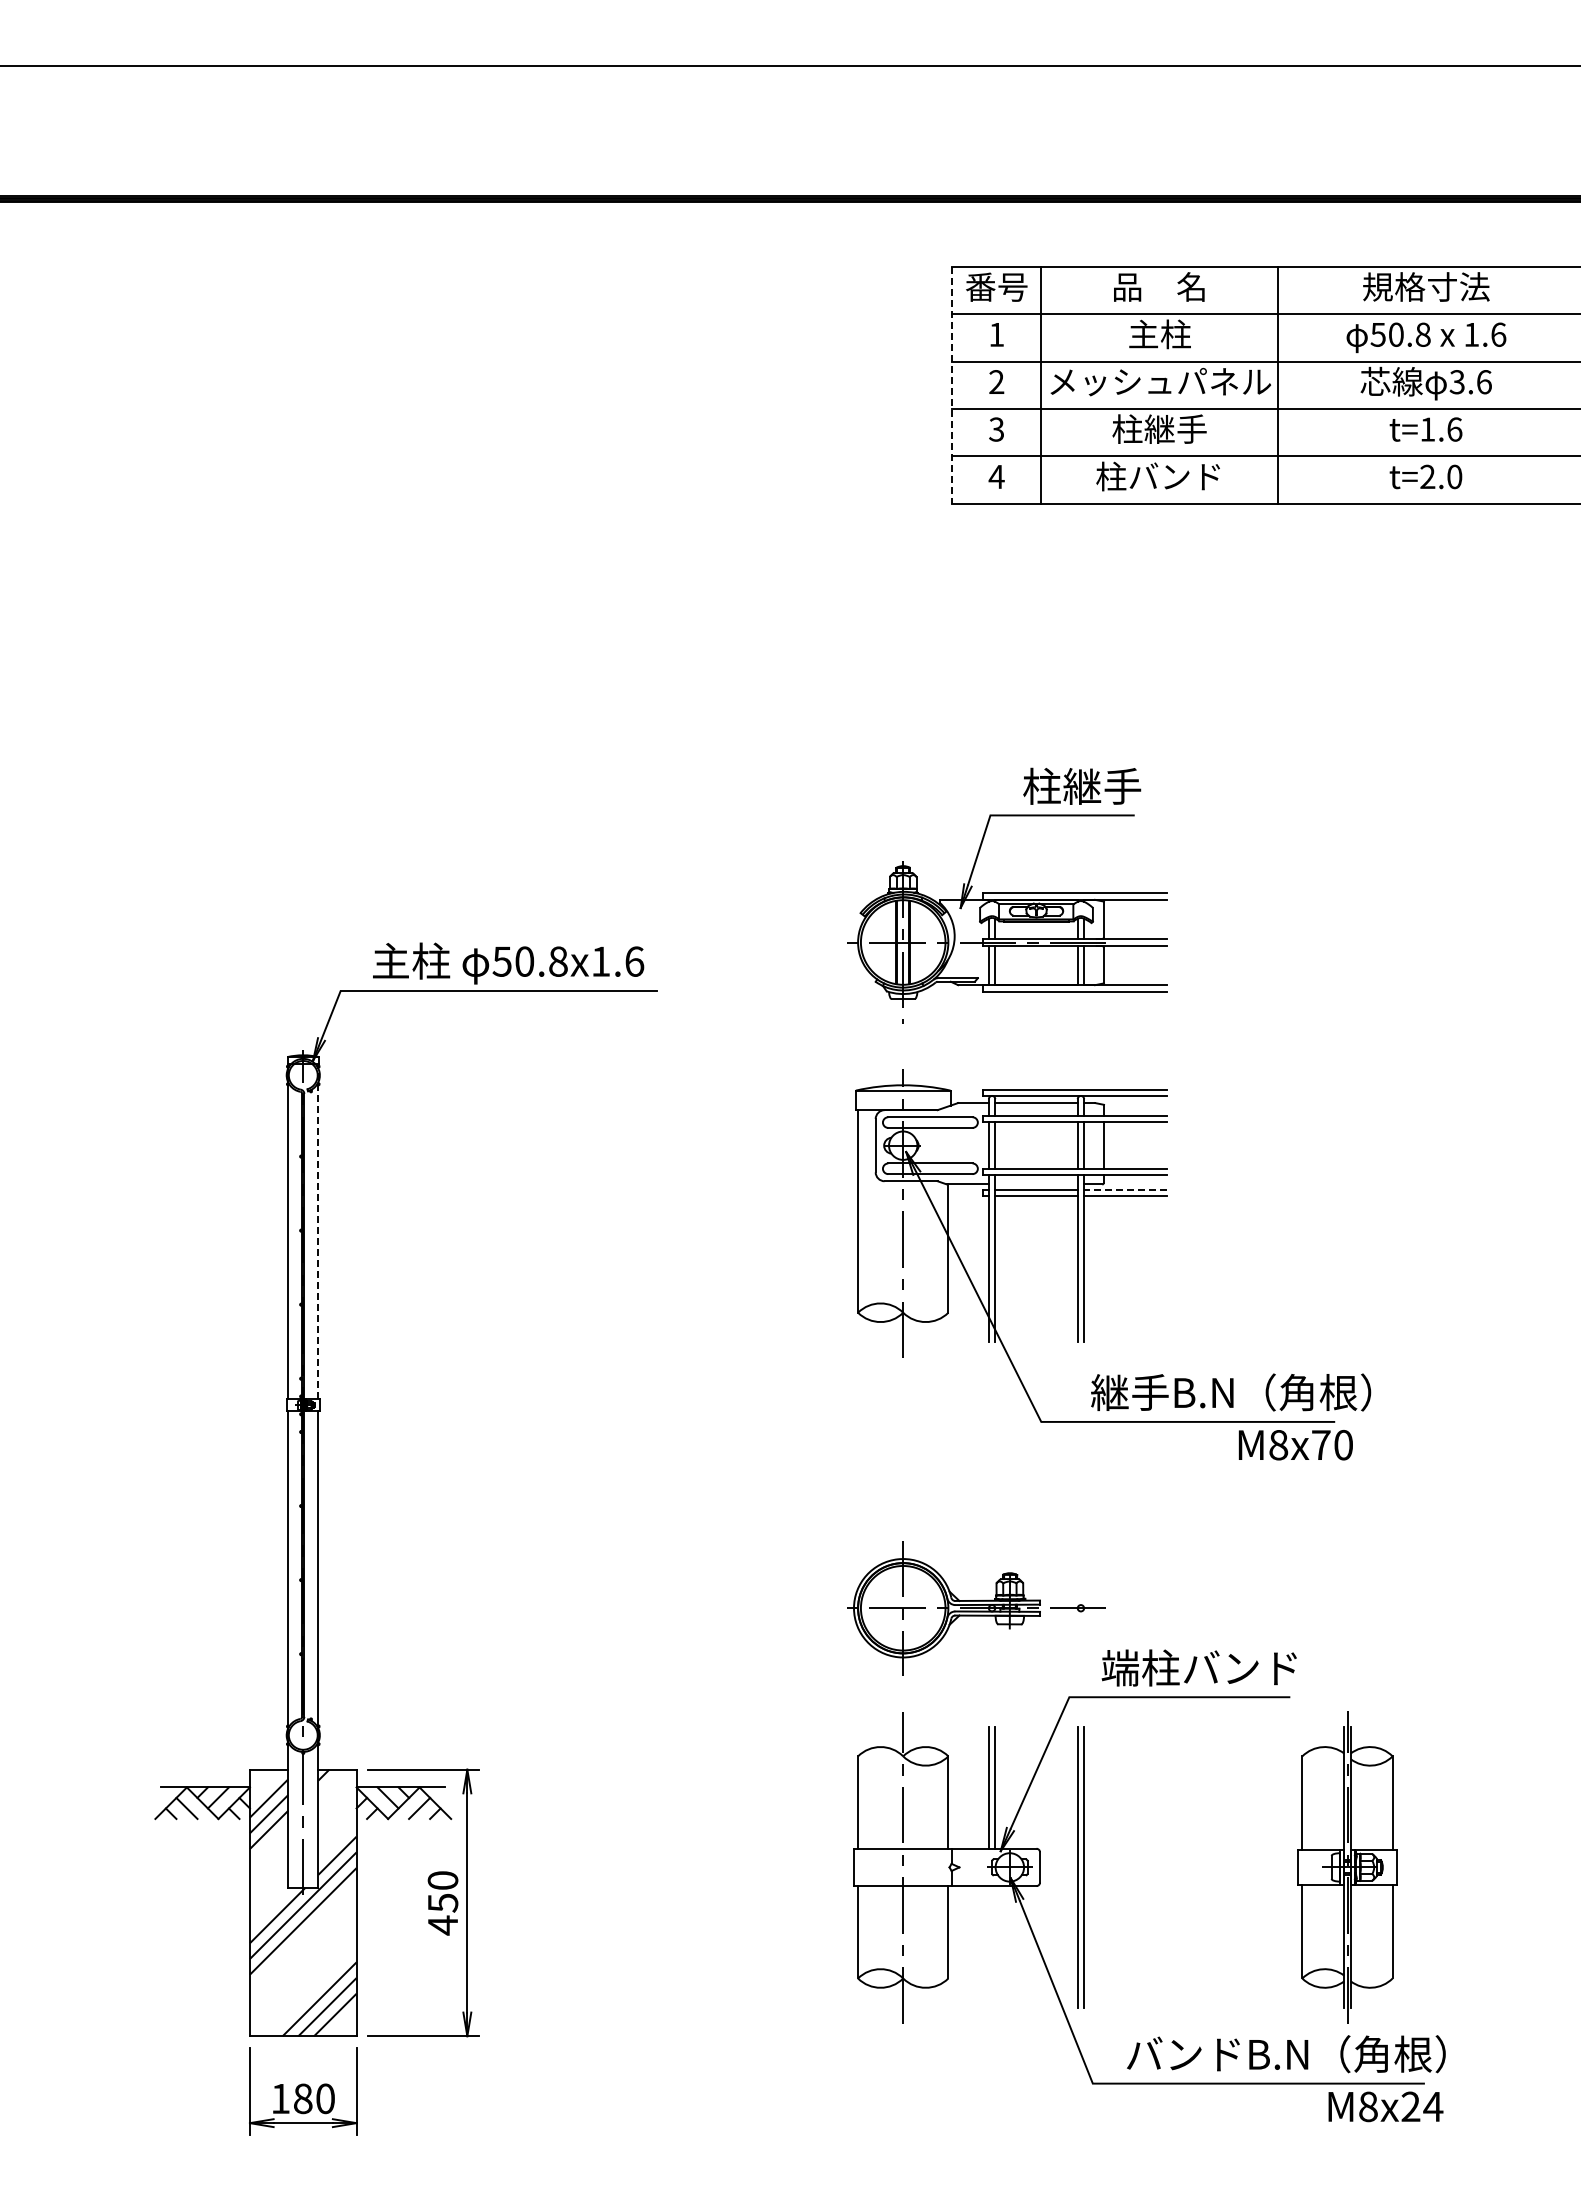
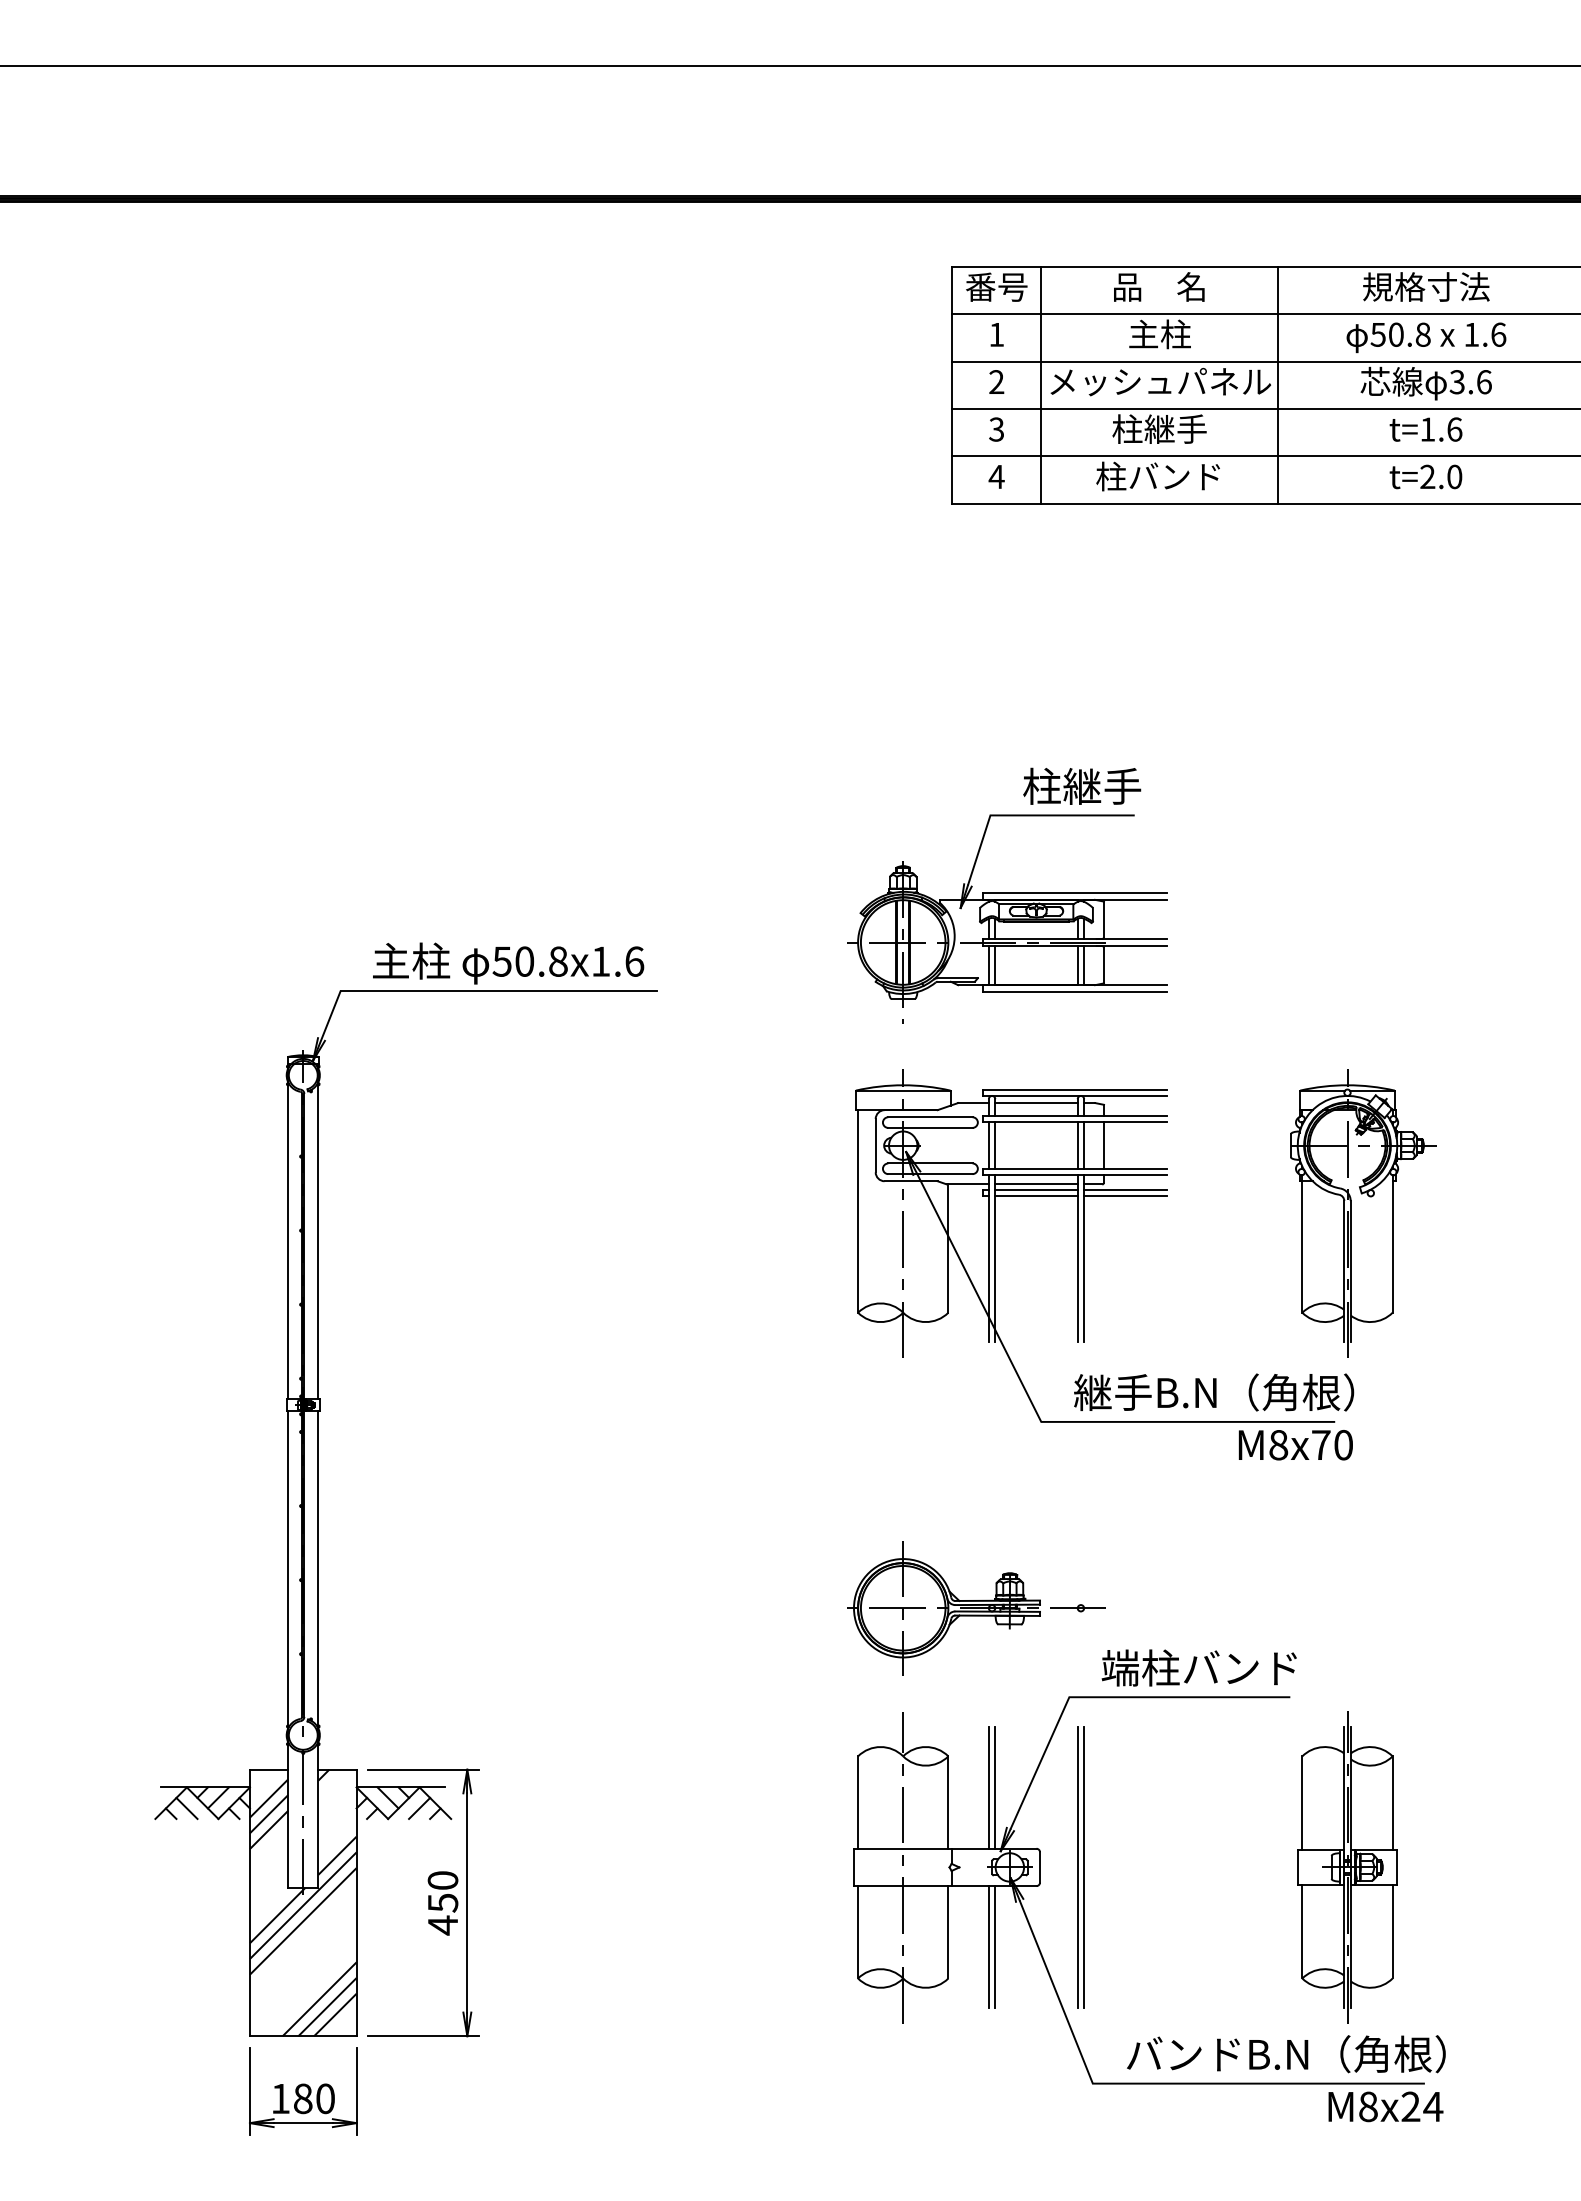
line: dashed -> solid (952, 385)
line: none -> present (1036, 1184)
line: dashed -> solid (1124, 1190)
part: none -> present (1363, 1213)
line: dashed -> solid (318, 1231)
text position: (1231, 1392) -> (1214, 1392) (1214, 1392)
line: none -> present (988, 1947)
line: none -> present (995, 1947)
